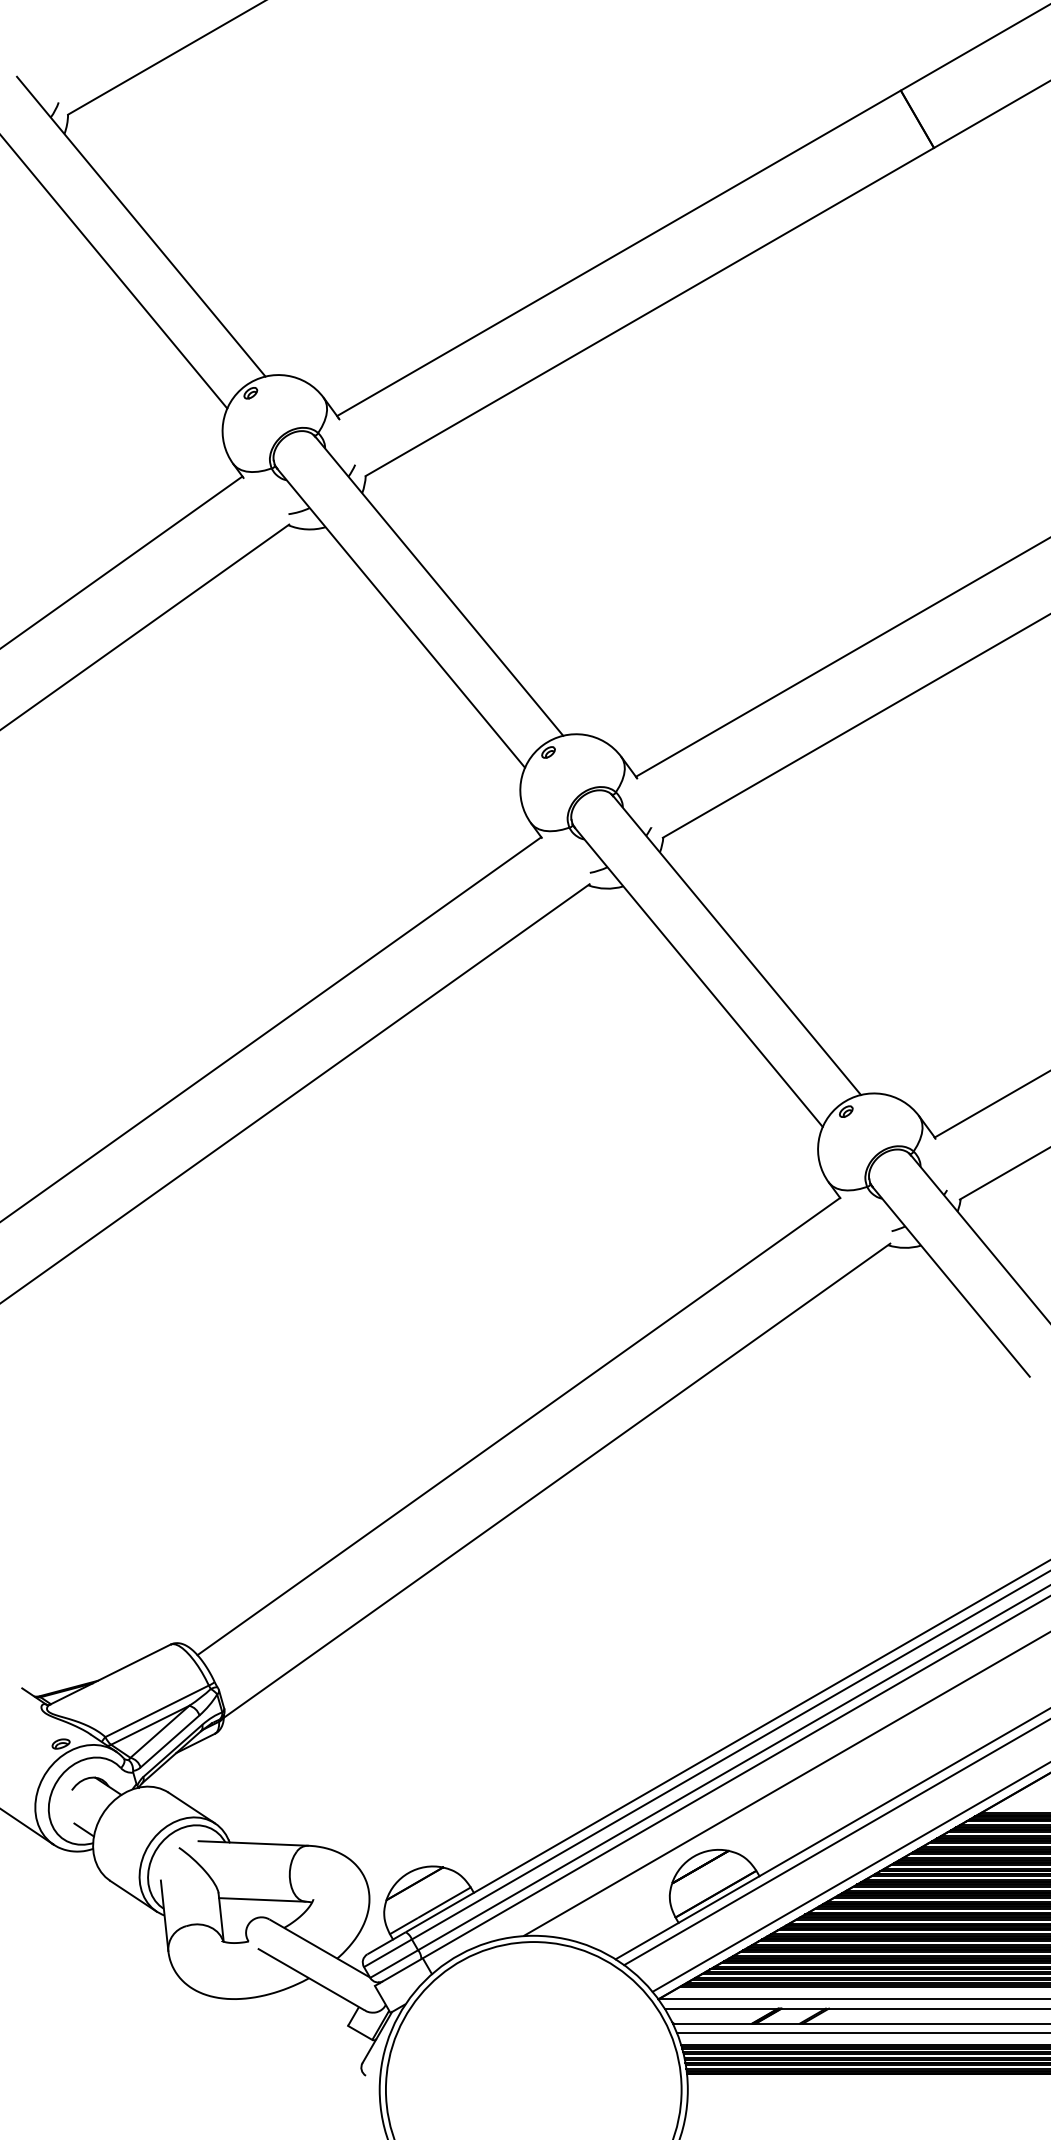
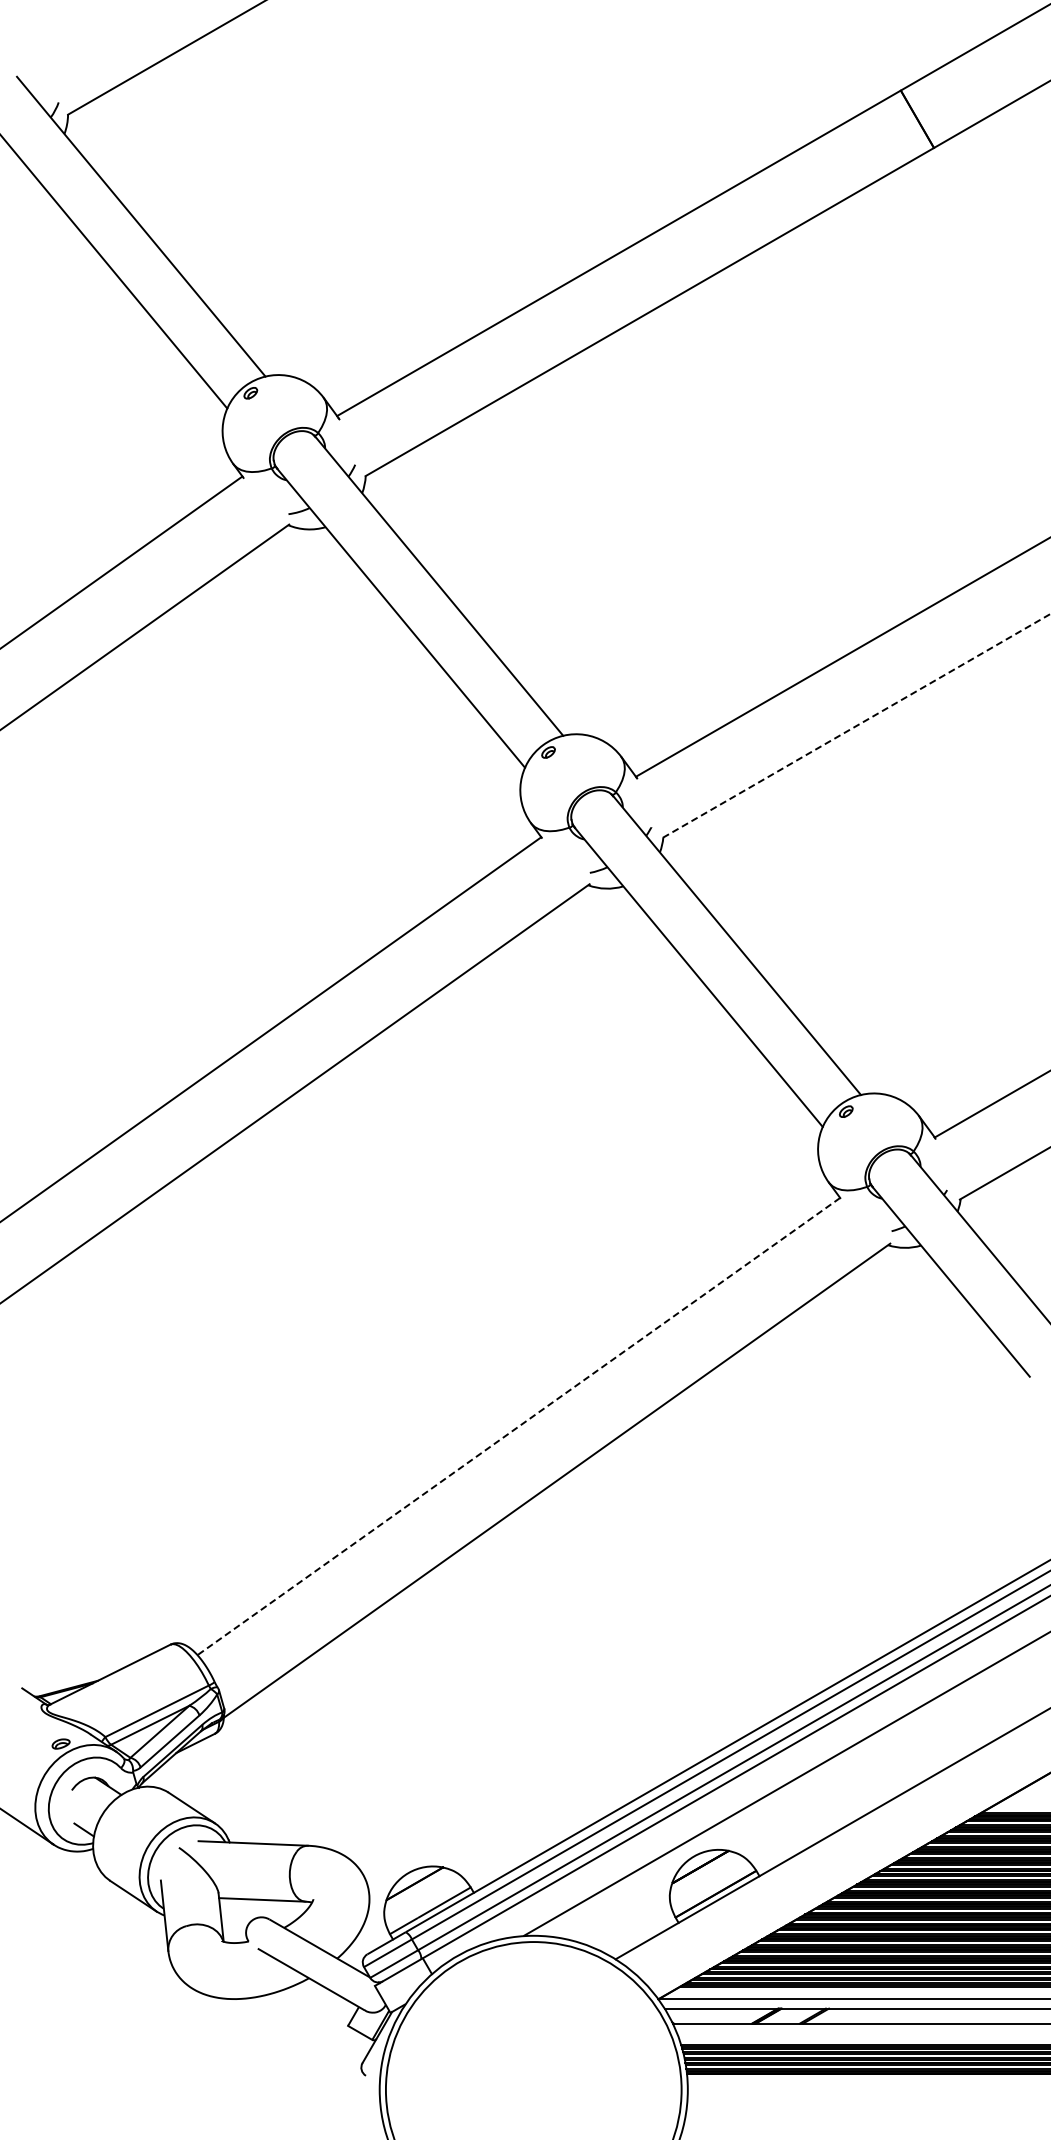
line: solid -> dashed (856, 725)
line: solid -> dashed (518, 1426)
line: present -> none (835, 1842)
line: present -> none (849, 1877)
line: present -> none (861, 2032)
